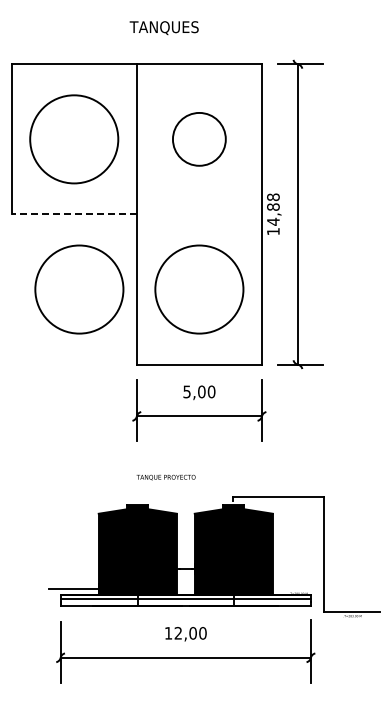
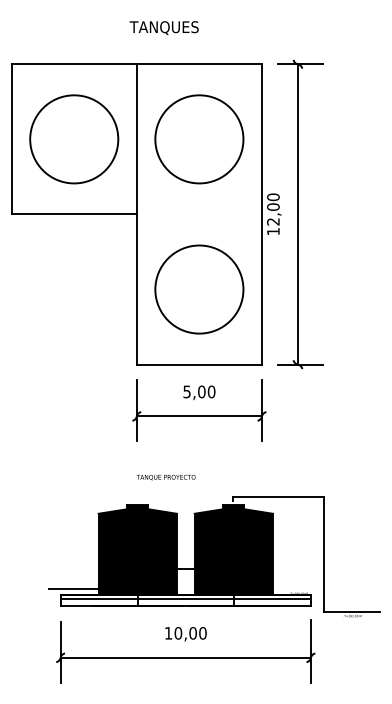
circle diameter: 53 px -> 88 px (199, 139)
text: 14,88 -> 12,00 (273, 209)
line: dashed -> solid (74, 214)
circle: present -> none (79, 289)
text: 12,00 -> 10,00 (178, 633)
